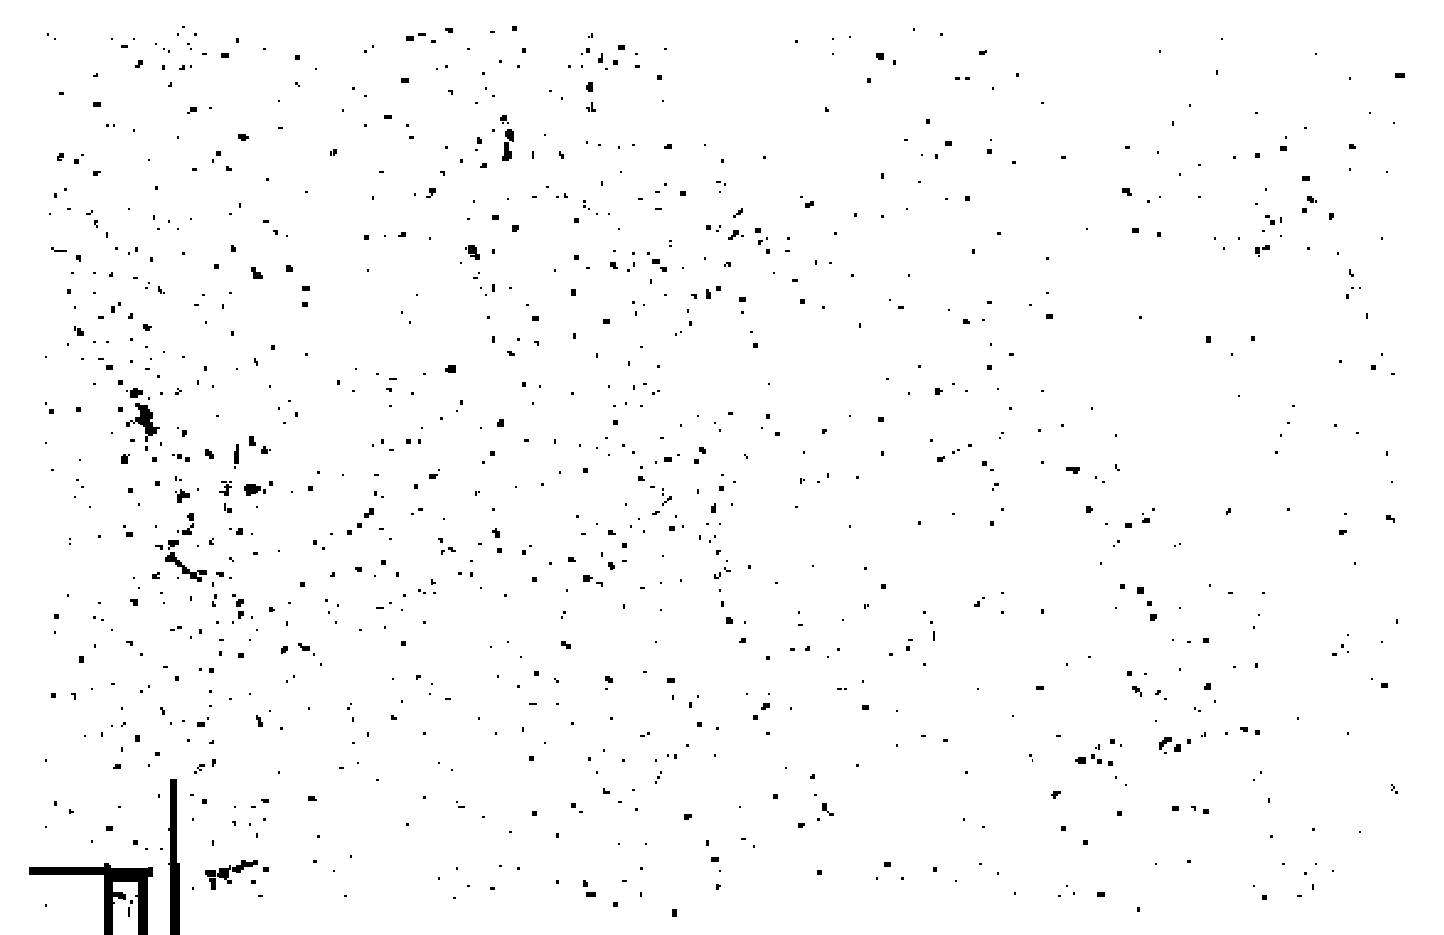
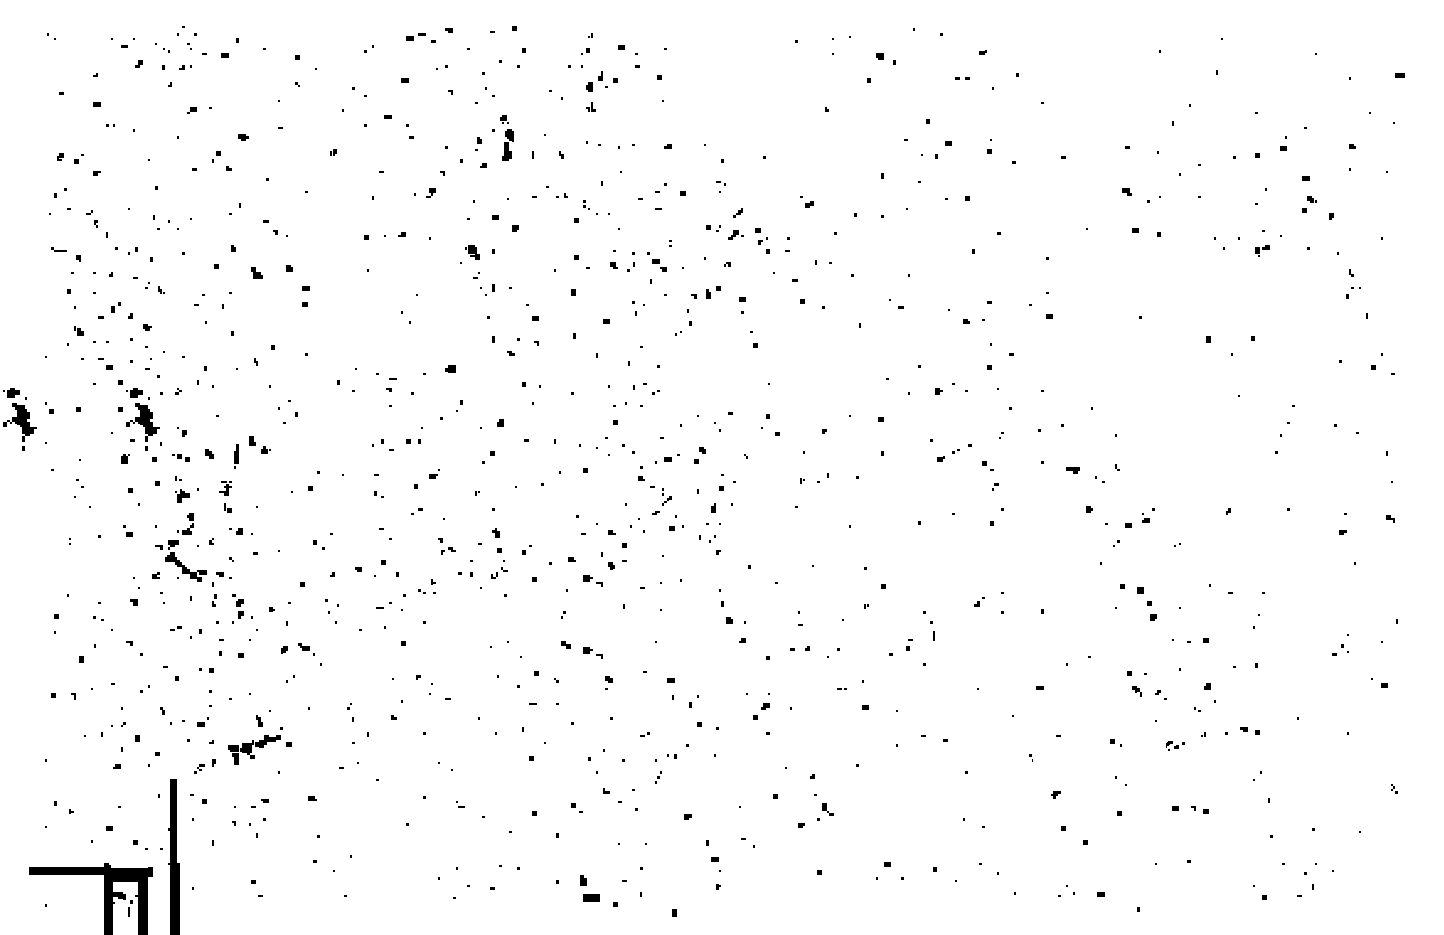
part position: (607, 61) -> (607, 79) (607, 79)
part: present -> none (1273, 219)
part: none -> present (19, 419)
part: present -> none (258, 488)
part: present -> none (360, 521)
part position: (722, 569) -> (499, 569) (499, 569)
part: none -> present (592, 652)
part size: 32x17 px -> 19x10 px (1175, 745)
part: present -> none (1093, 754)
part position: (236, 874) -> (259, 749) (259, 749)
part size: 13x17 px -> 20x27 px (589, 888)
